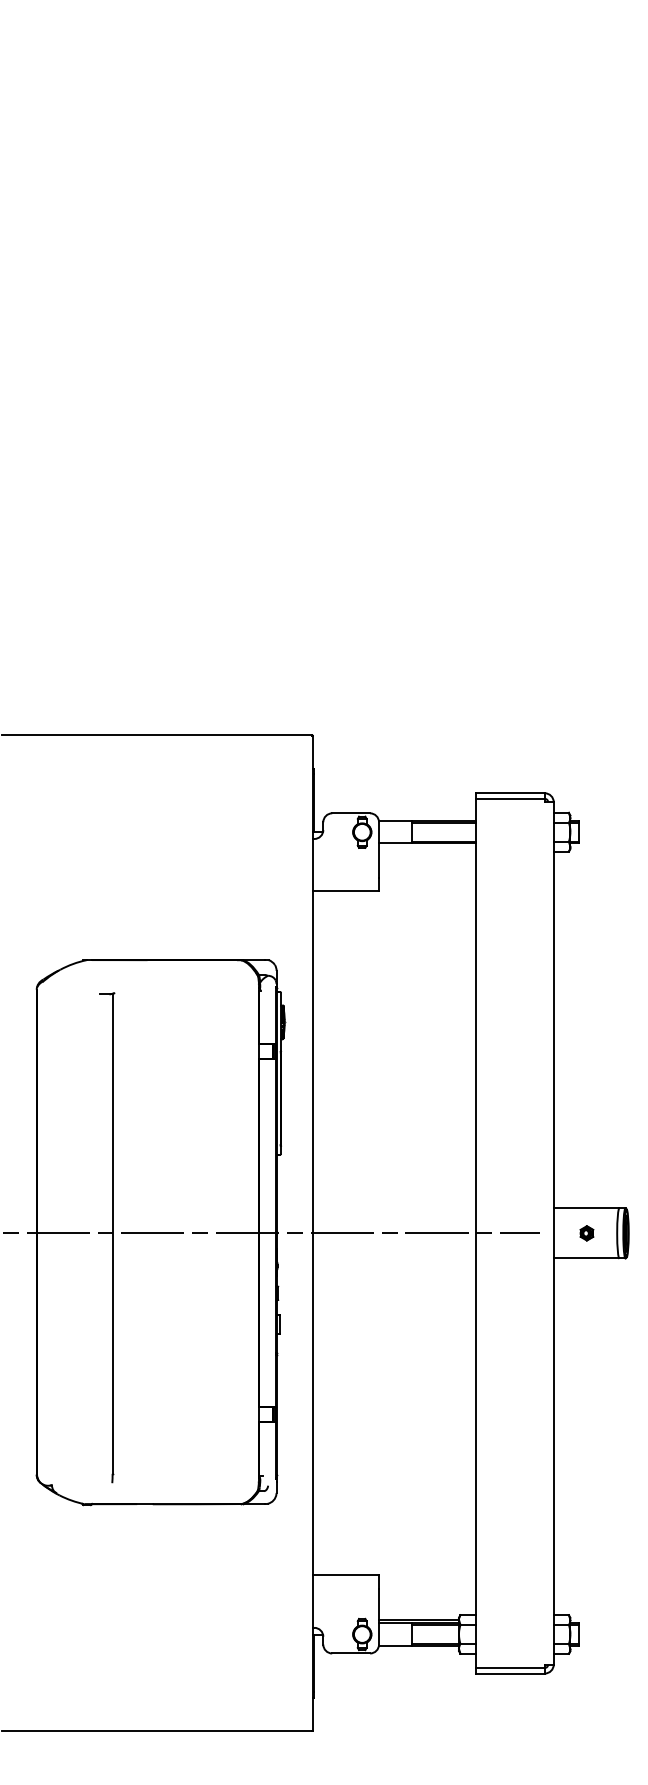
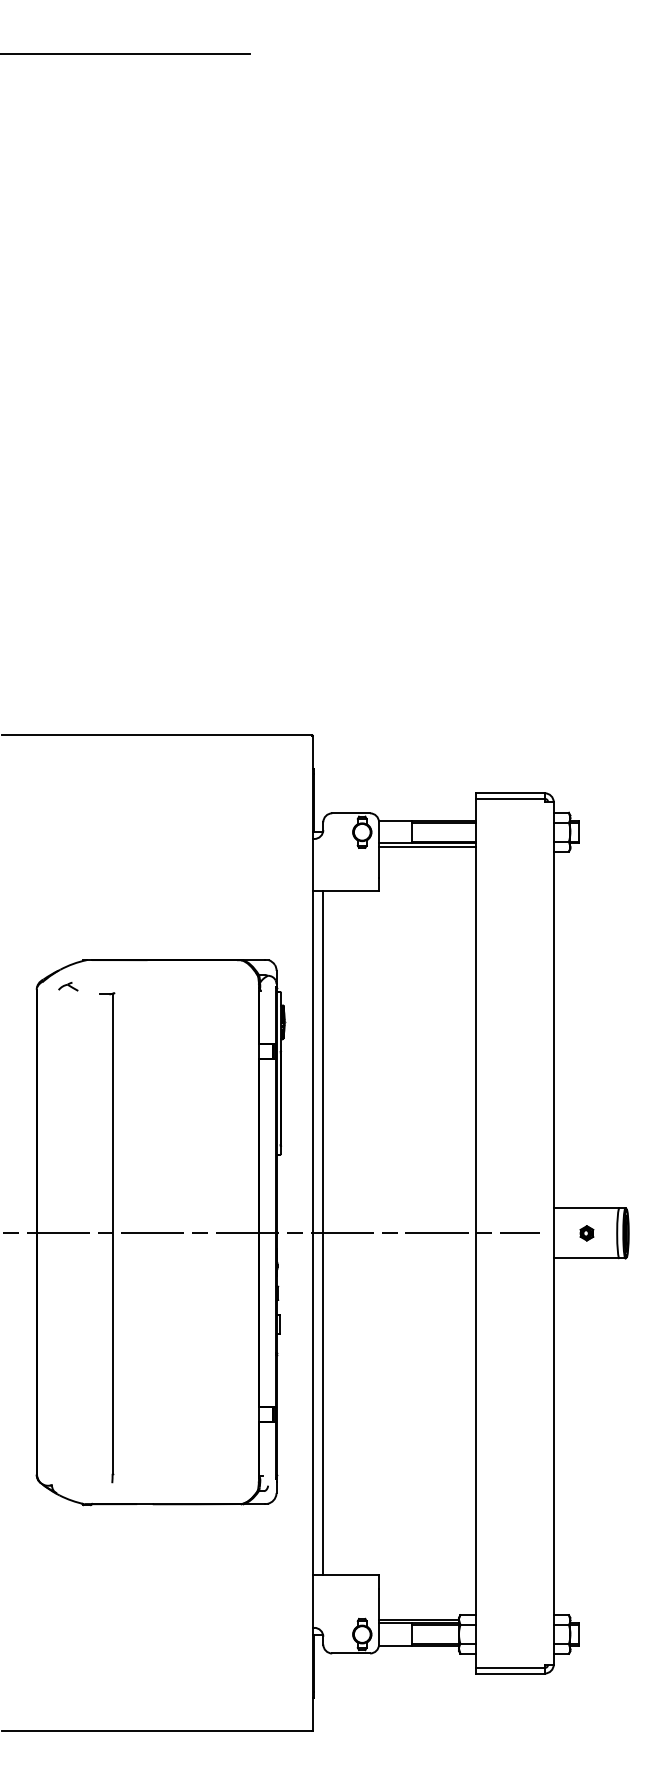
line: none -> present (125, 53)
line: none -> present (427, 846)
part: none -> present (68, 986)
line: none -> present (323, 1233)
